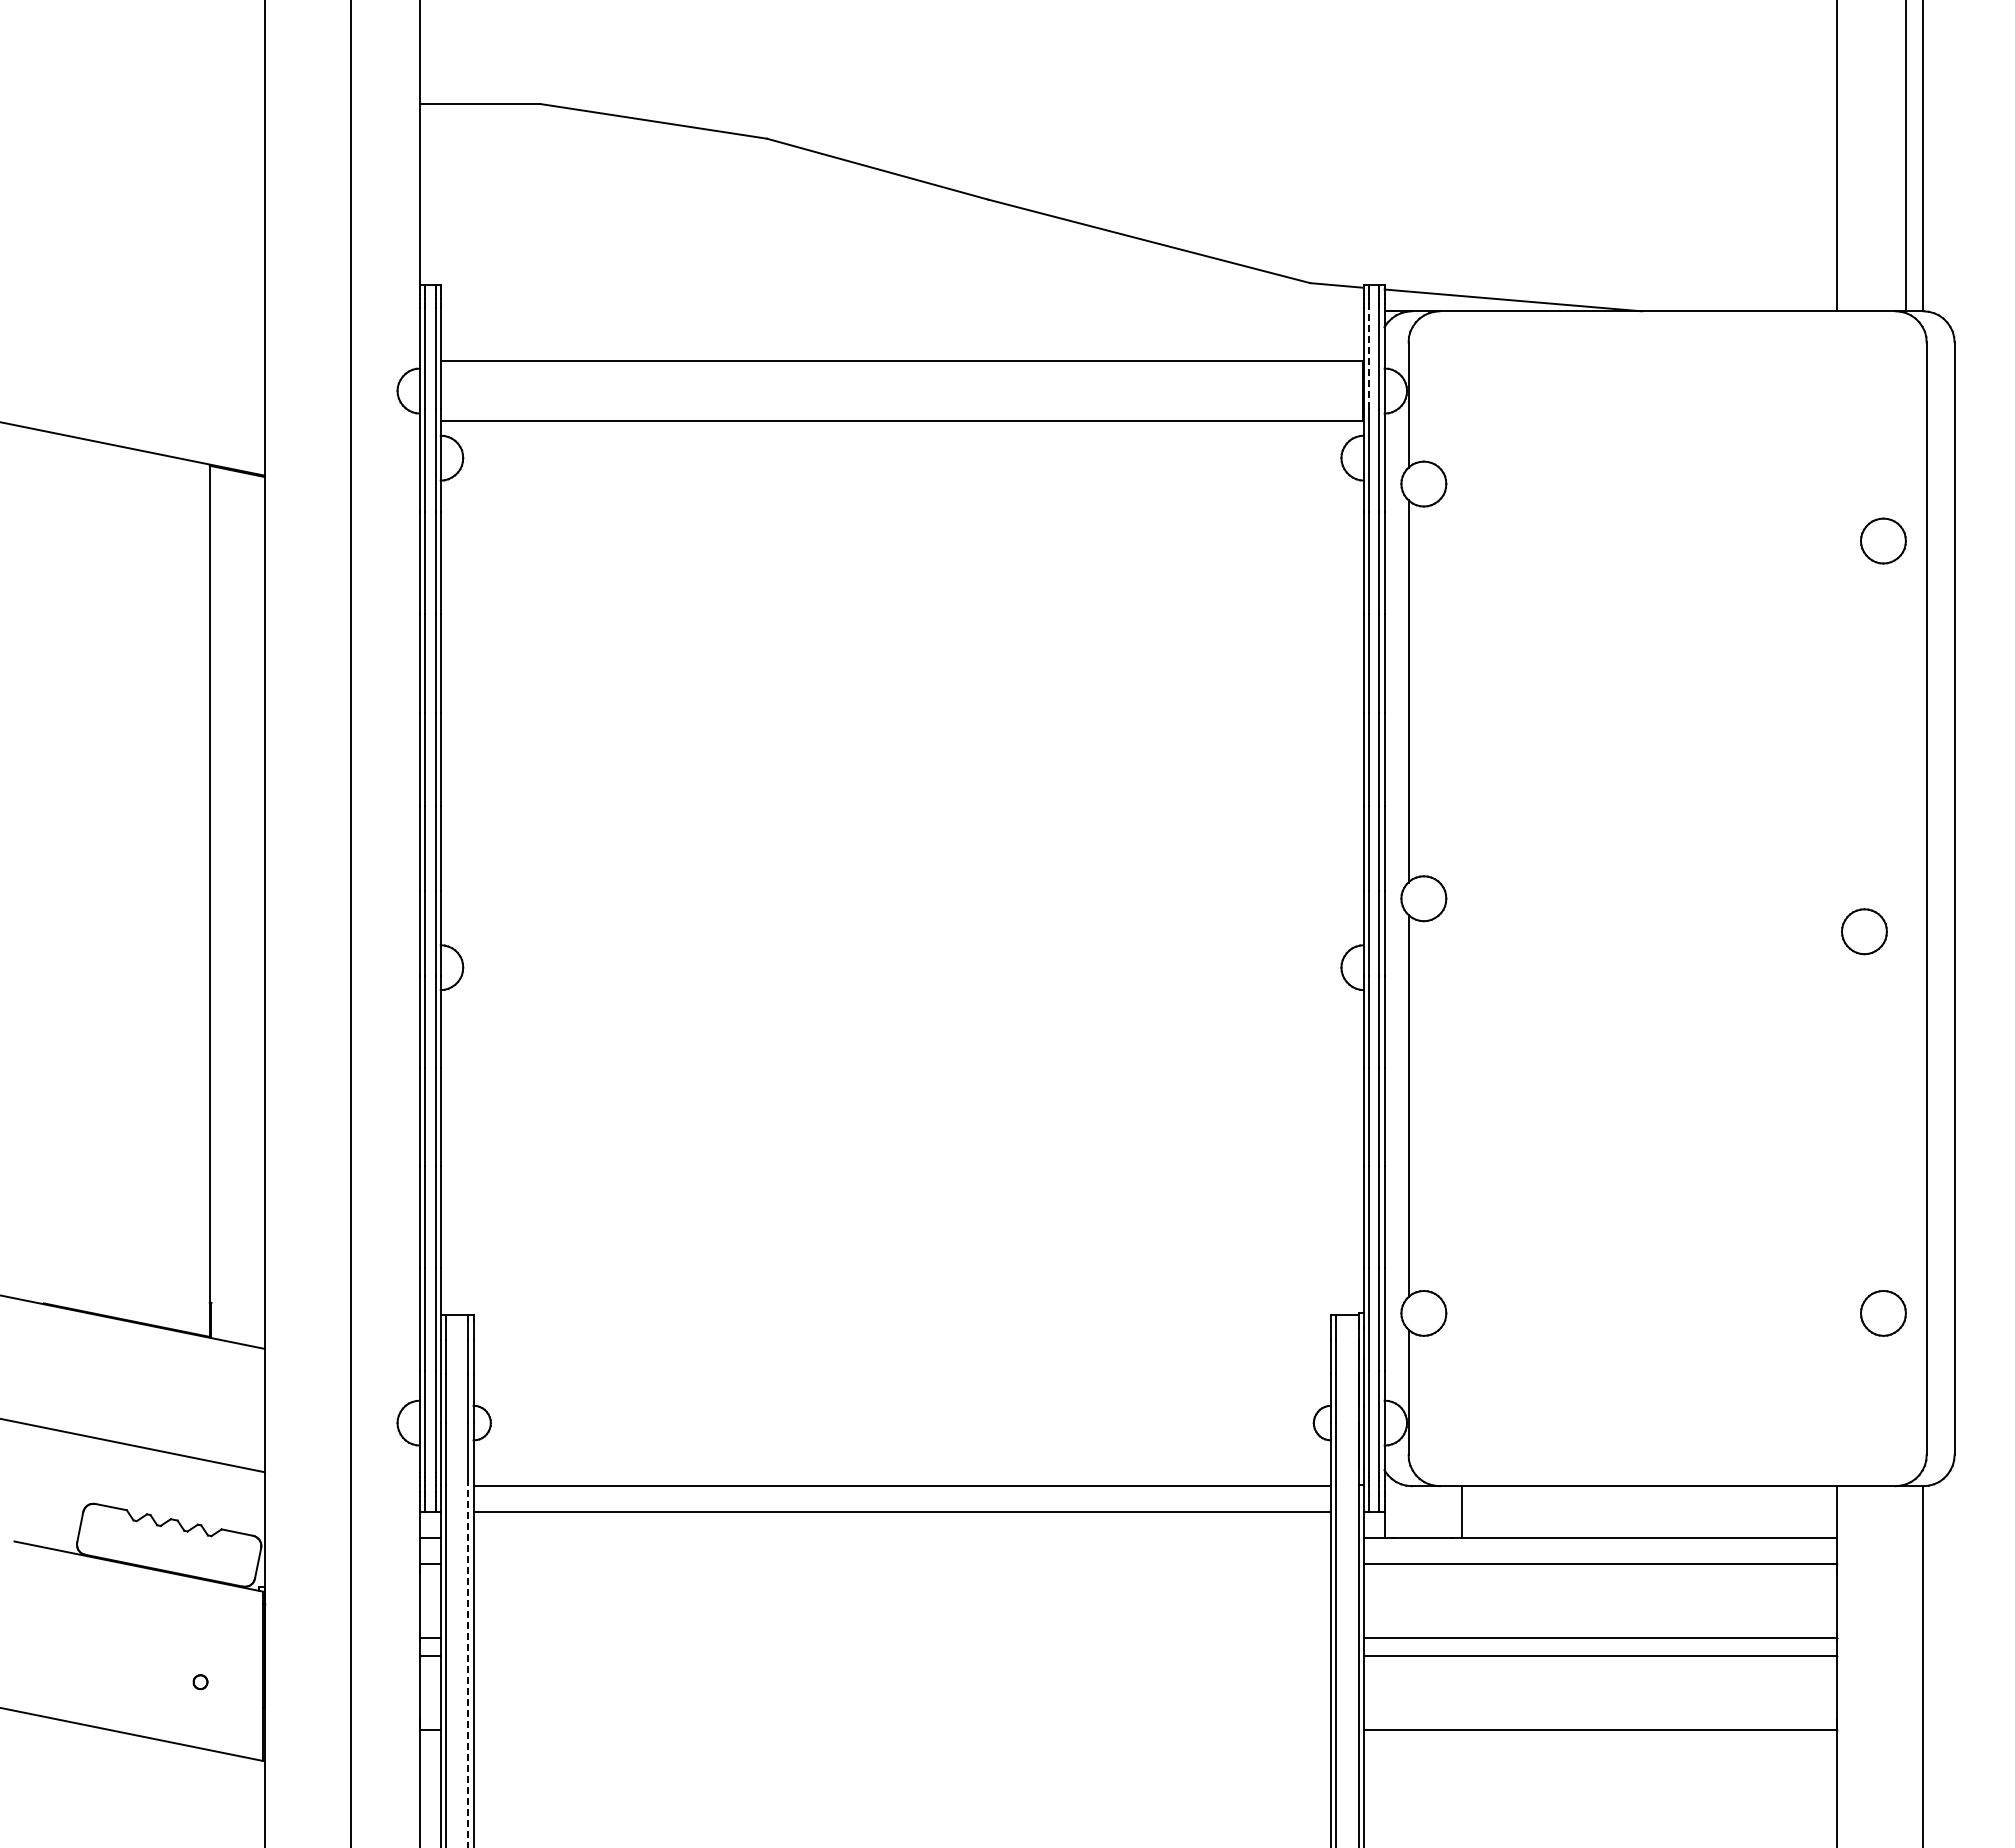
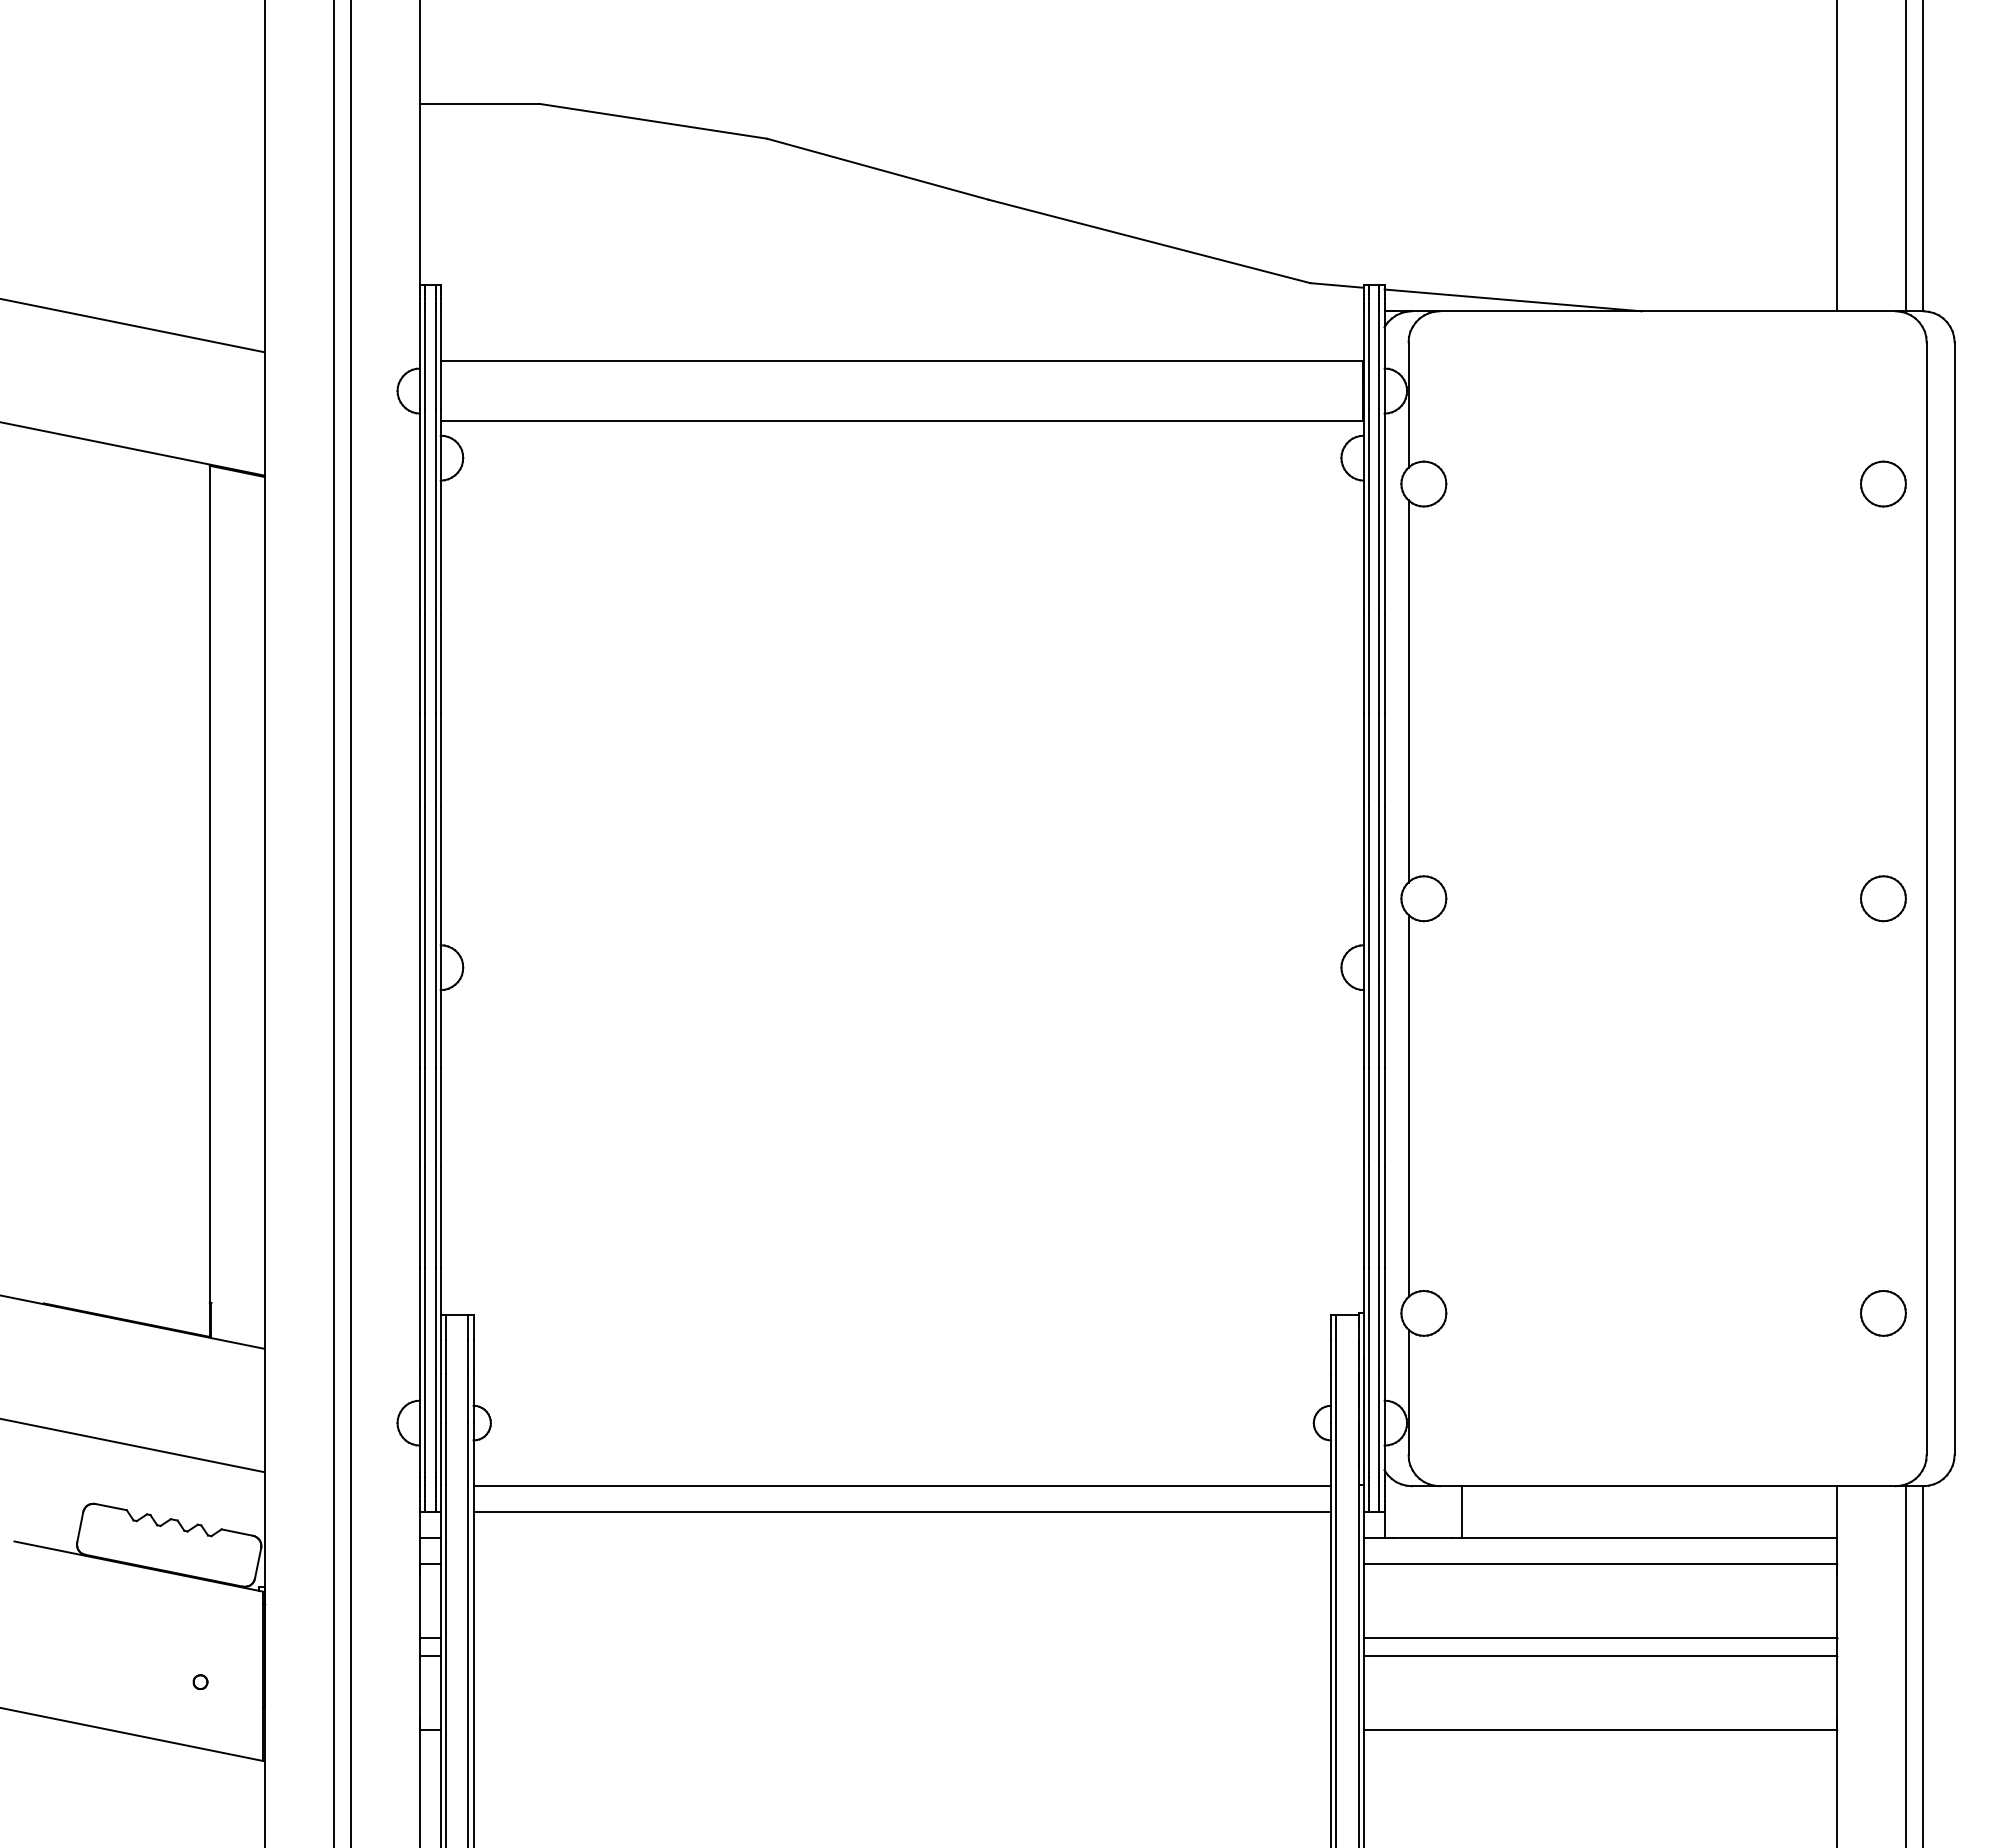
line: none -> present (133, 325)
line: dashed -> solid (1369, 358)
part position: (1883, 540) -> (1883, 483) (1883, 483)
line: none -> present (333, 923)
part position: (1864, 931) -> (1883, 898) (1883, 898)
line: none -> present (1905, 1665)
line: dashed -> solid (468, 1666)
